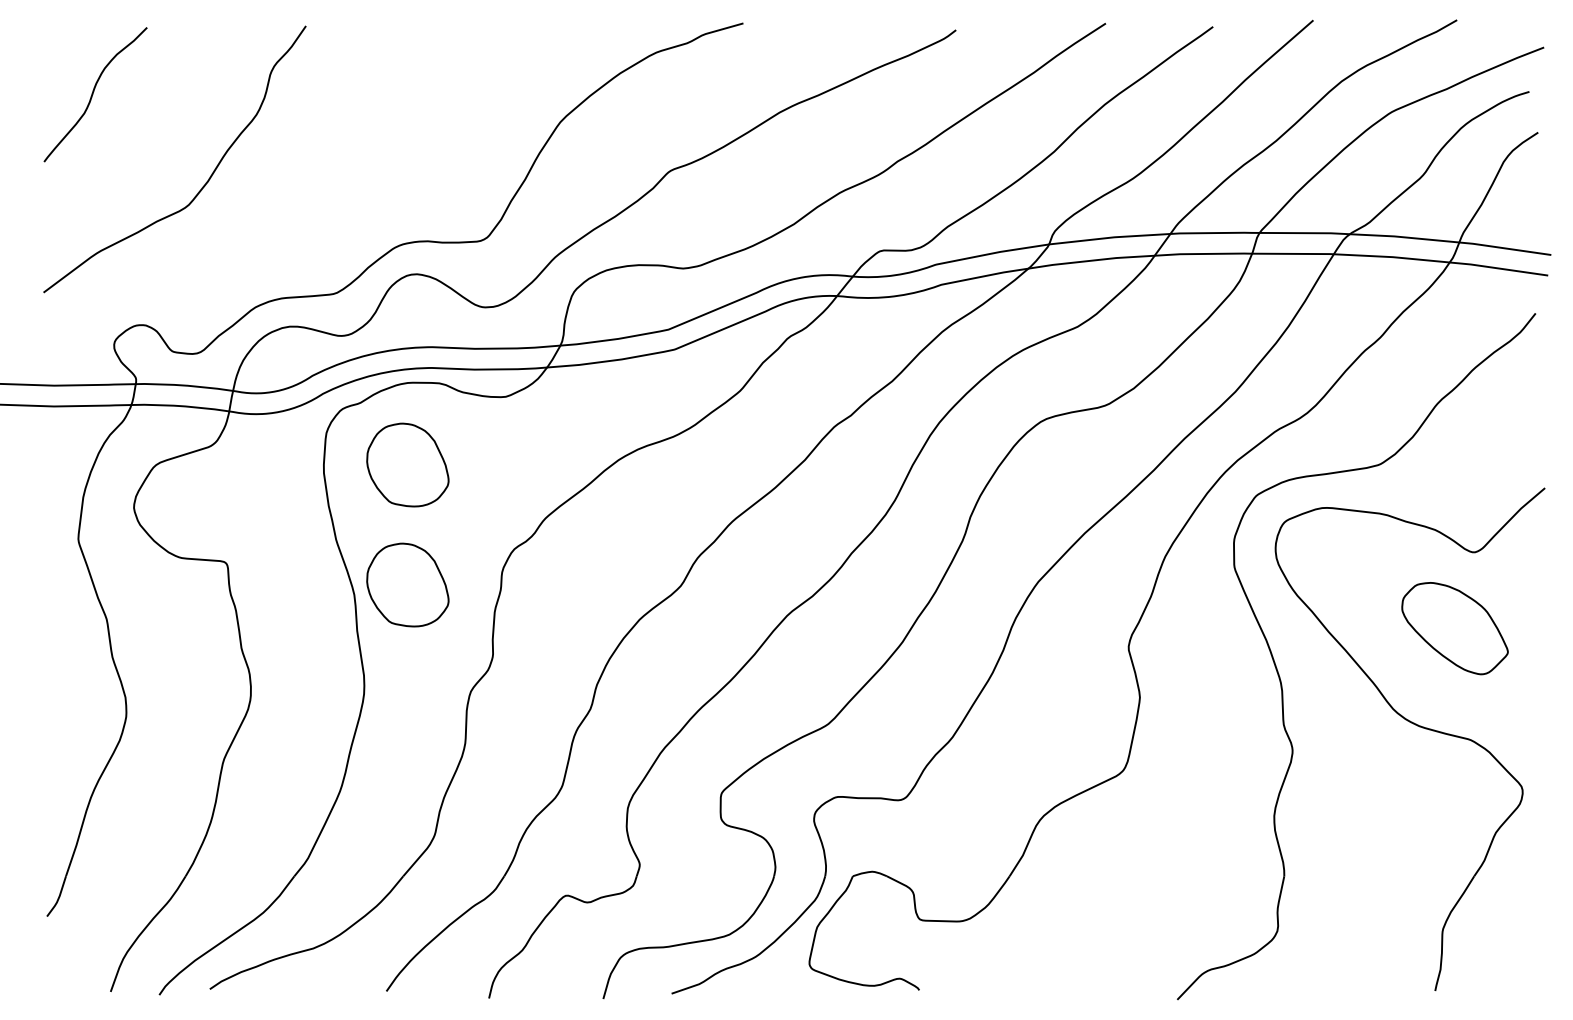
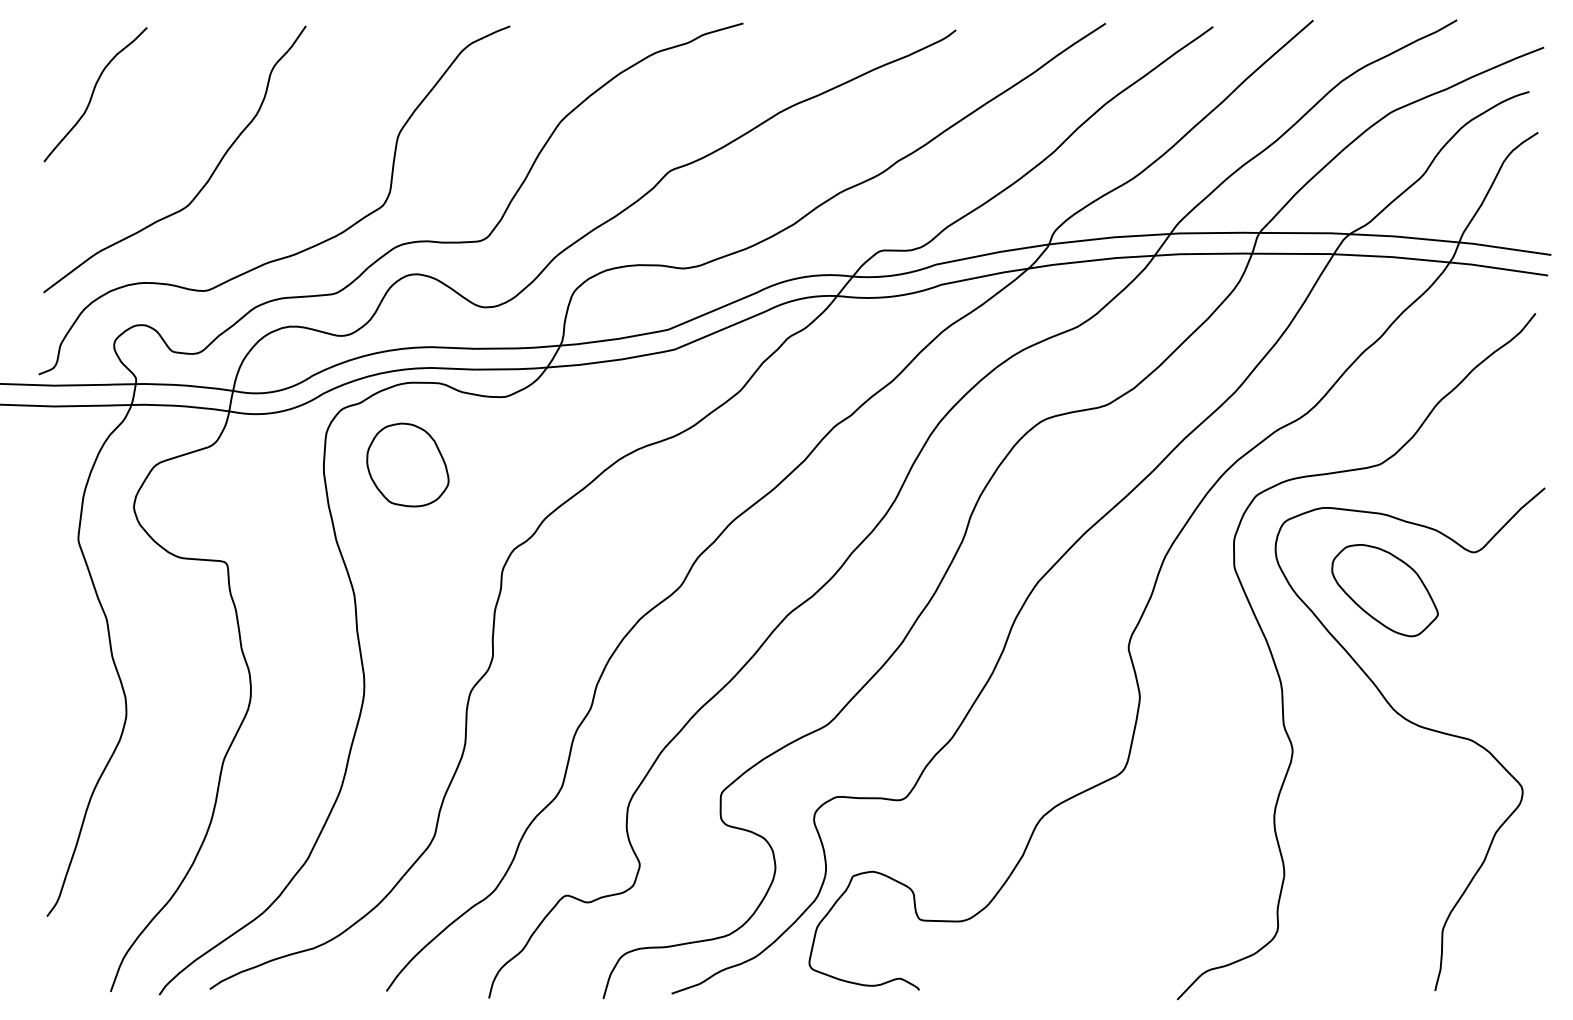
curve: none -> present (296, 252)
part: present -> none (407, 584)
part position: (1454, 628) -> (1384, 590) (1384, 590)
